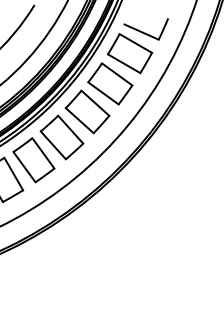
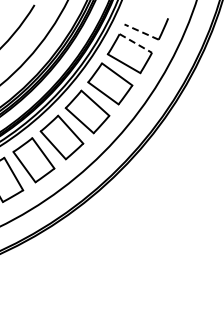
line: solid -> dashed (141, 32)
line: solid -> dashed (135, 43)
